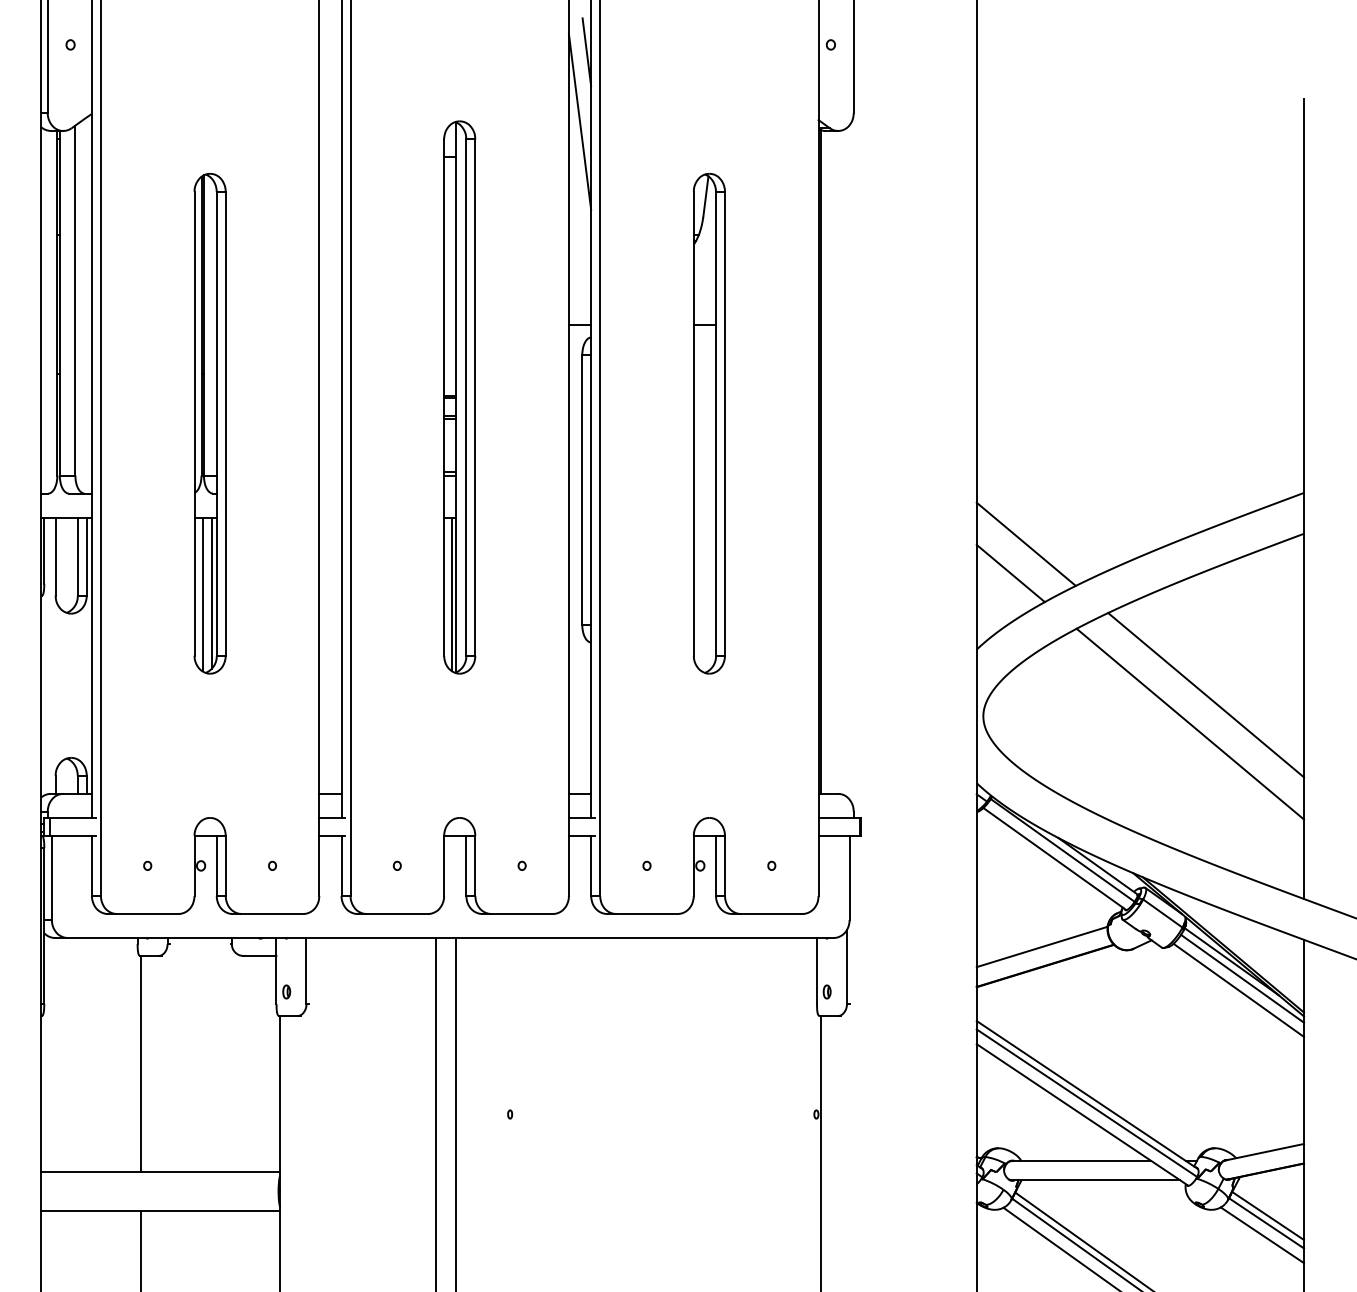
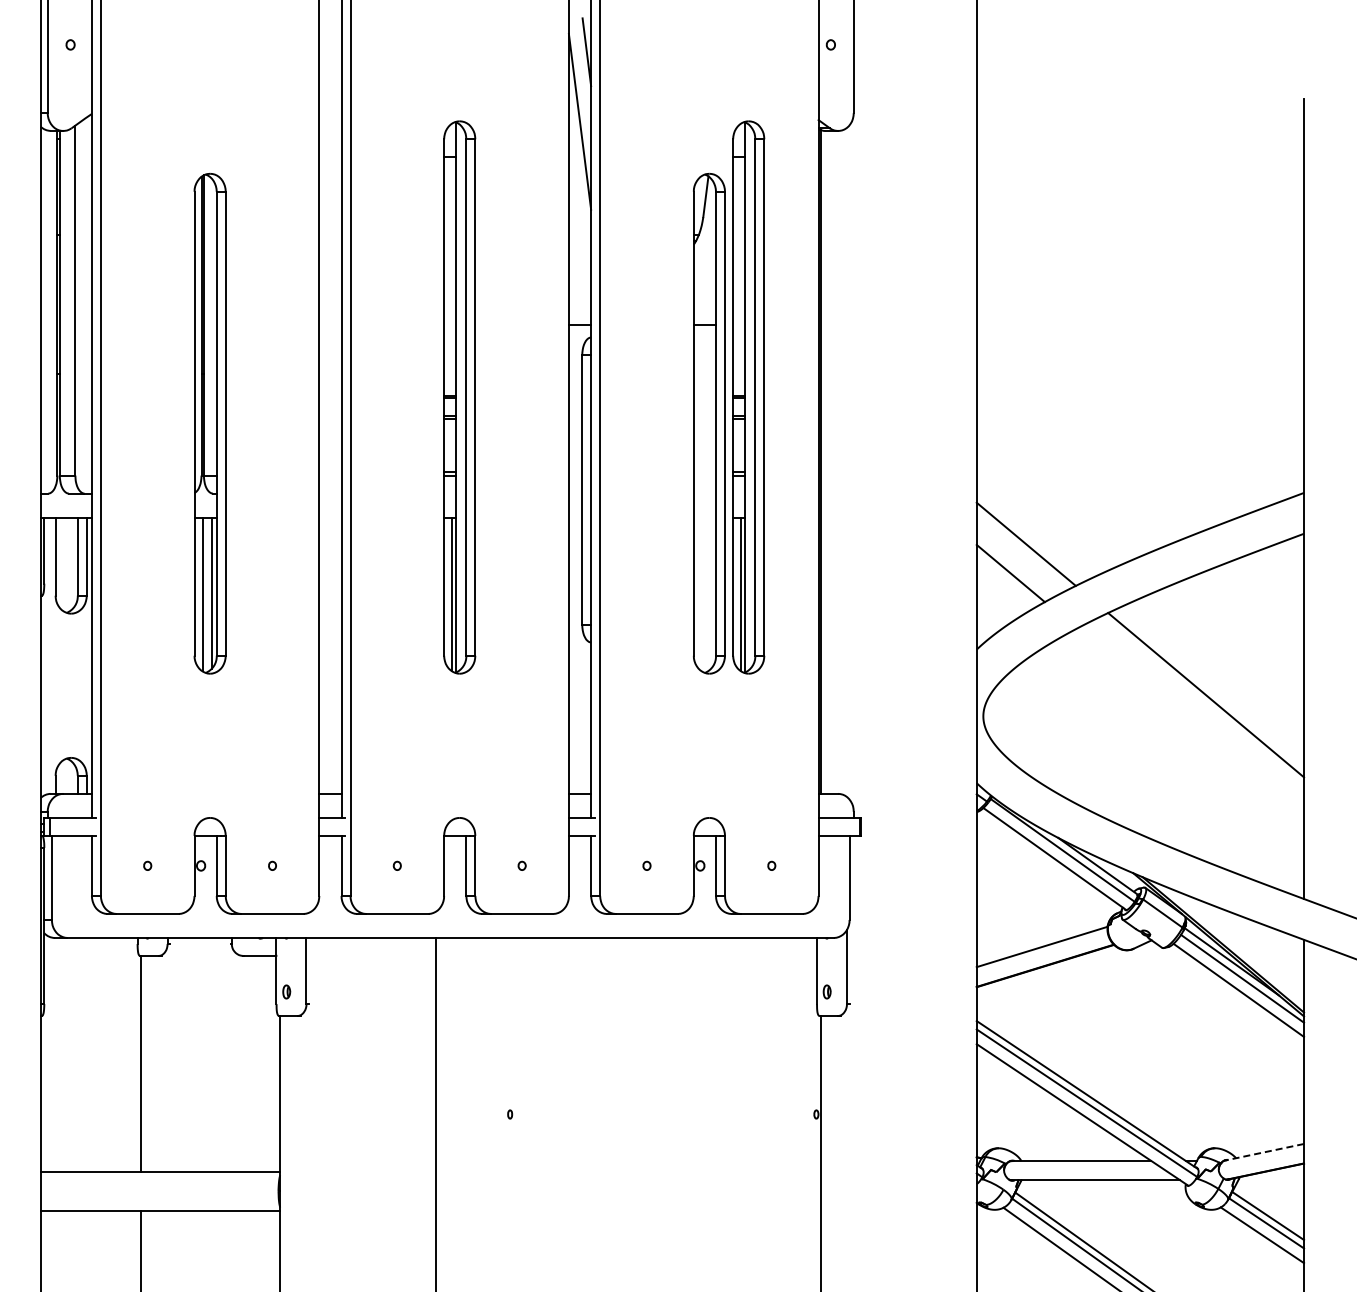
part: none -> present (748, 397)
line: present -> none (1190, 723)
line: present -> none (456, 1112)
line: solid -> dashed (1264, 1152)
